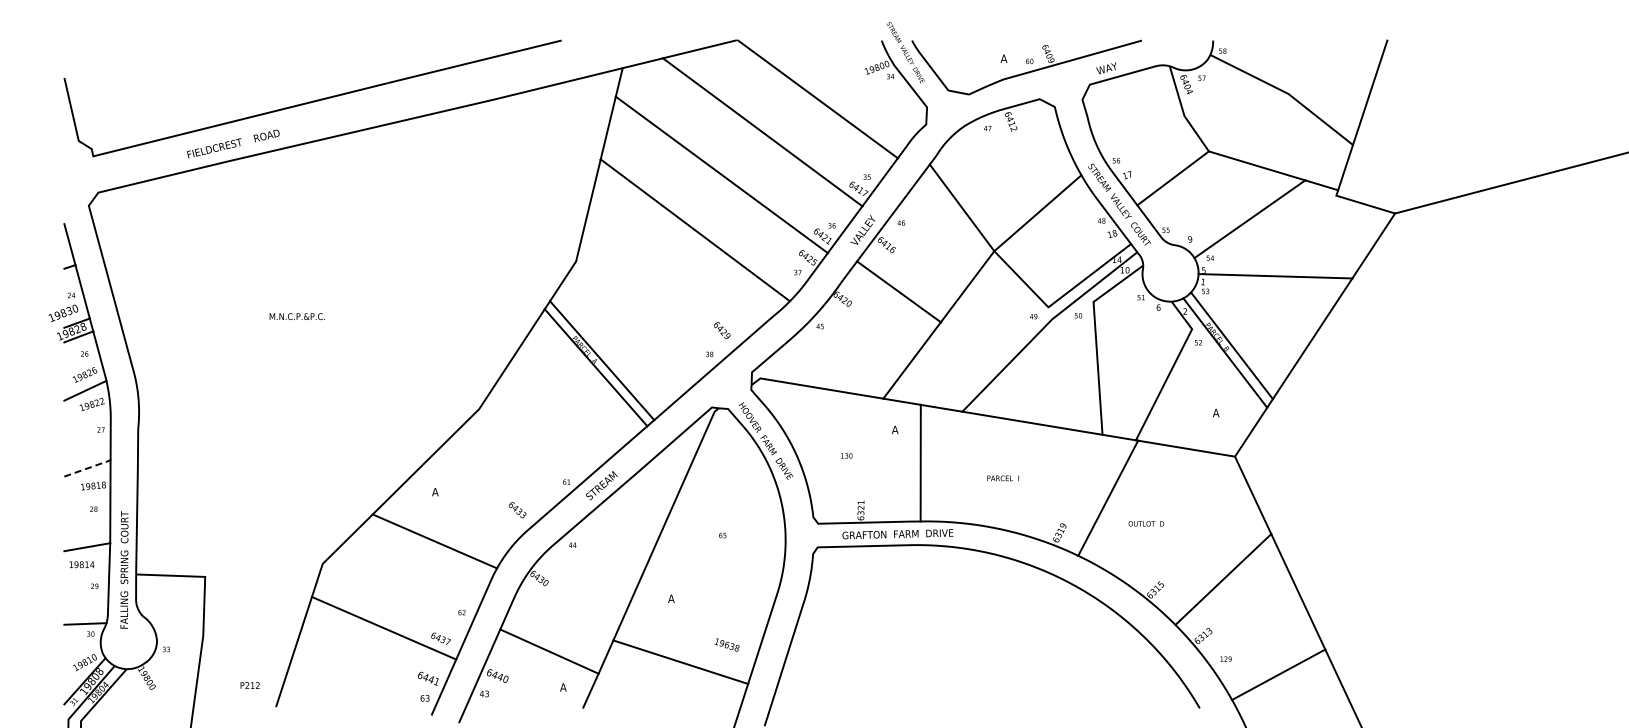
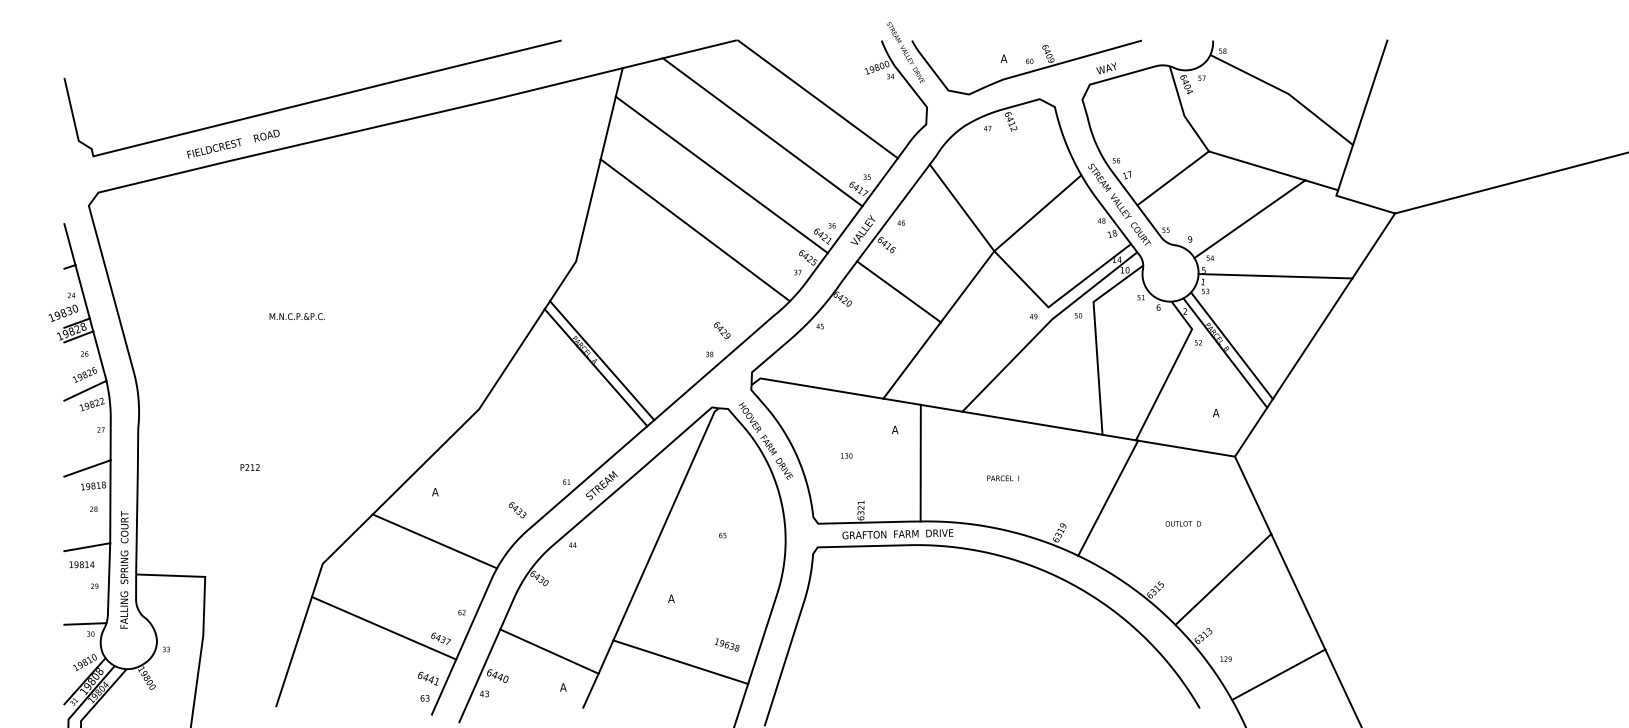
line: dashed -> solid (87, 468)
text position: (1146, 523) -> (1183, 523) (1183, 523)
text position: (249, 685) -> (249, 467) (249, 467)
